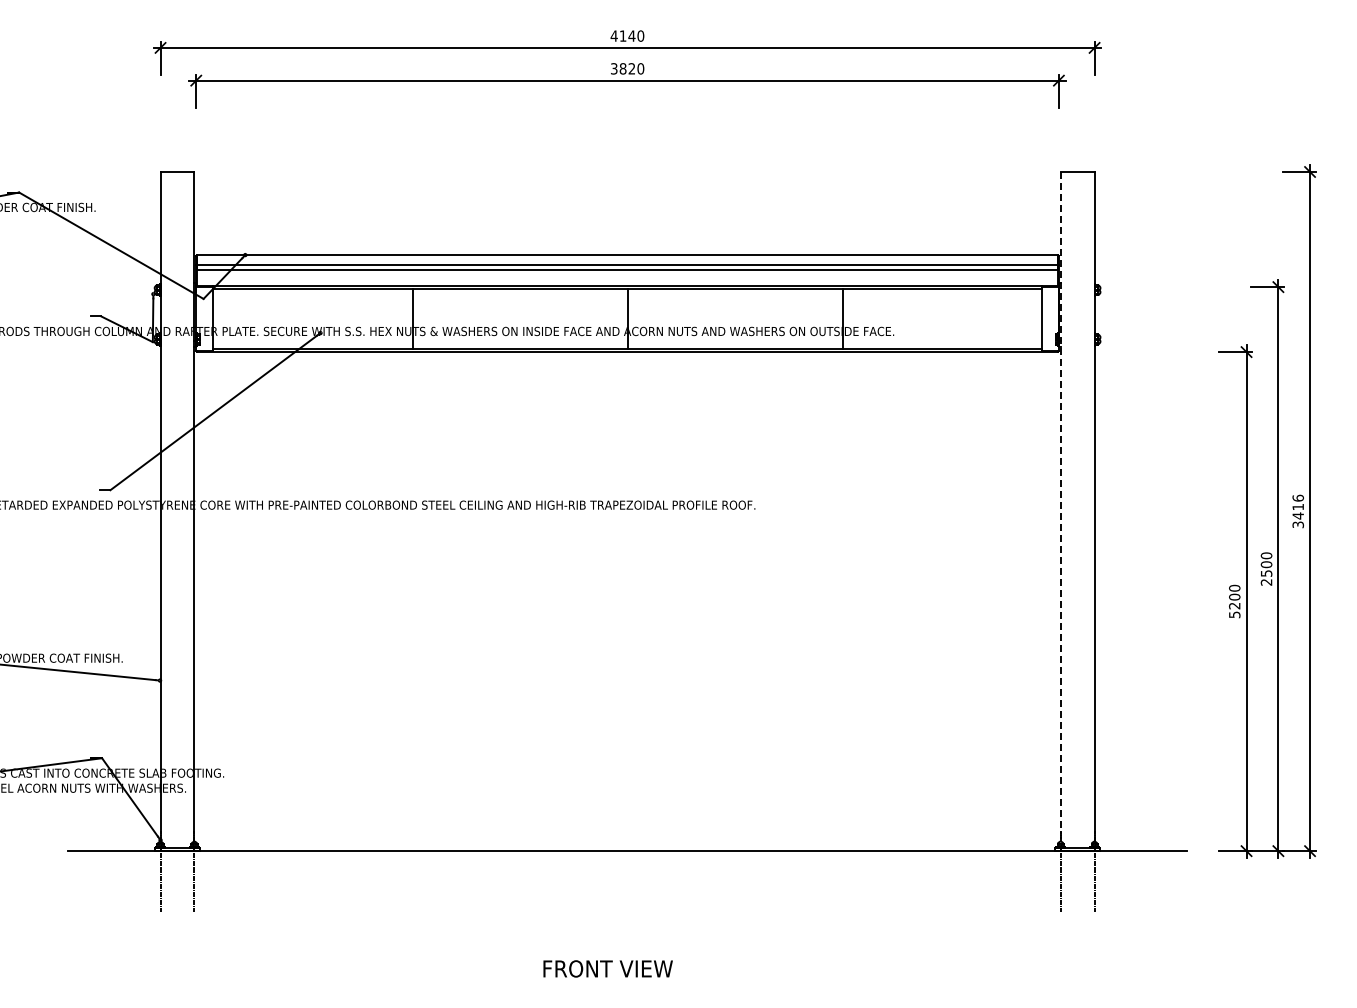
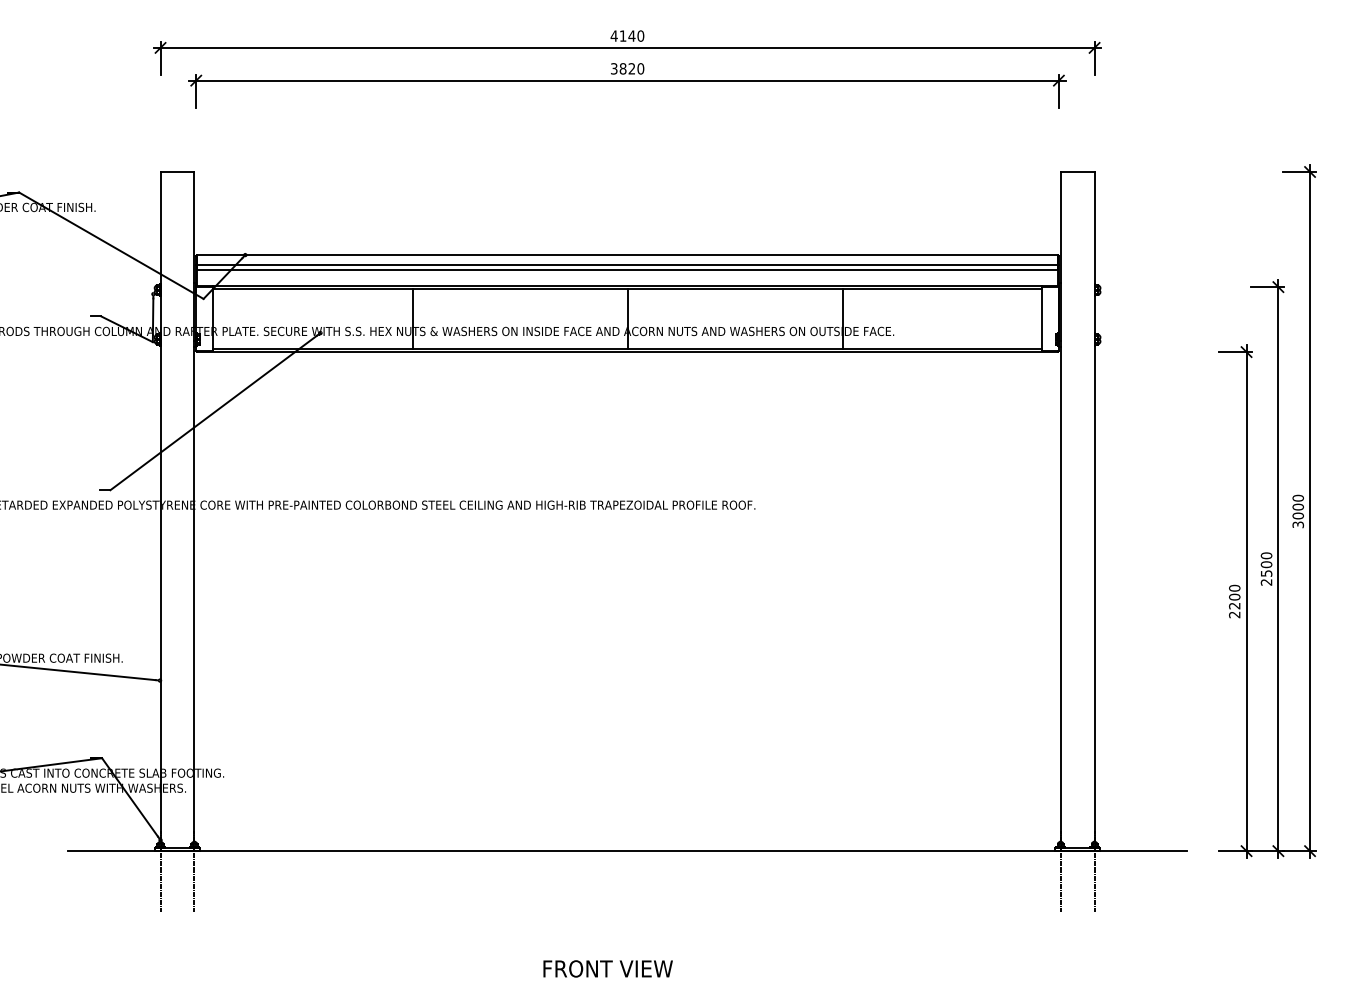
line: dashed -> solid (1060, 506)
text: 3416 -> 3000 (1297, 506)
text: 5200 -> 2200 (1234, 614)
